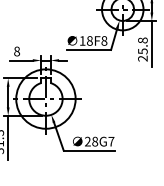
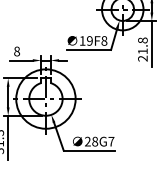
text: 18F8 -> 19F8 (89, 40)
text: 25.8 -> 21.8 (142, 51)
